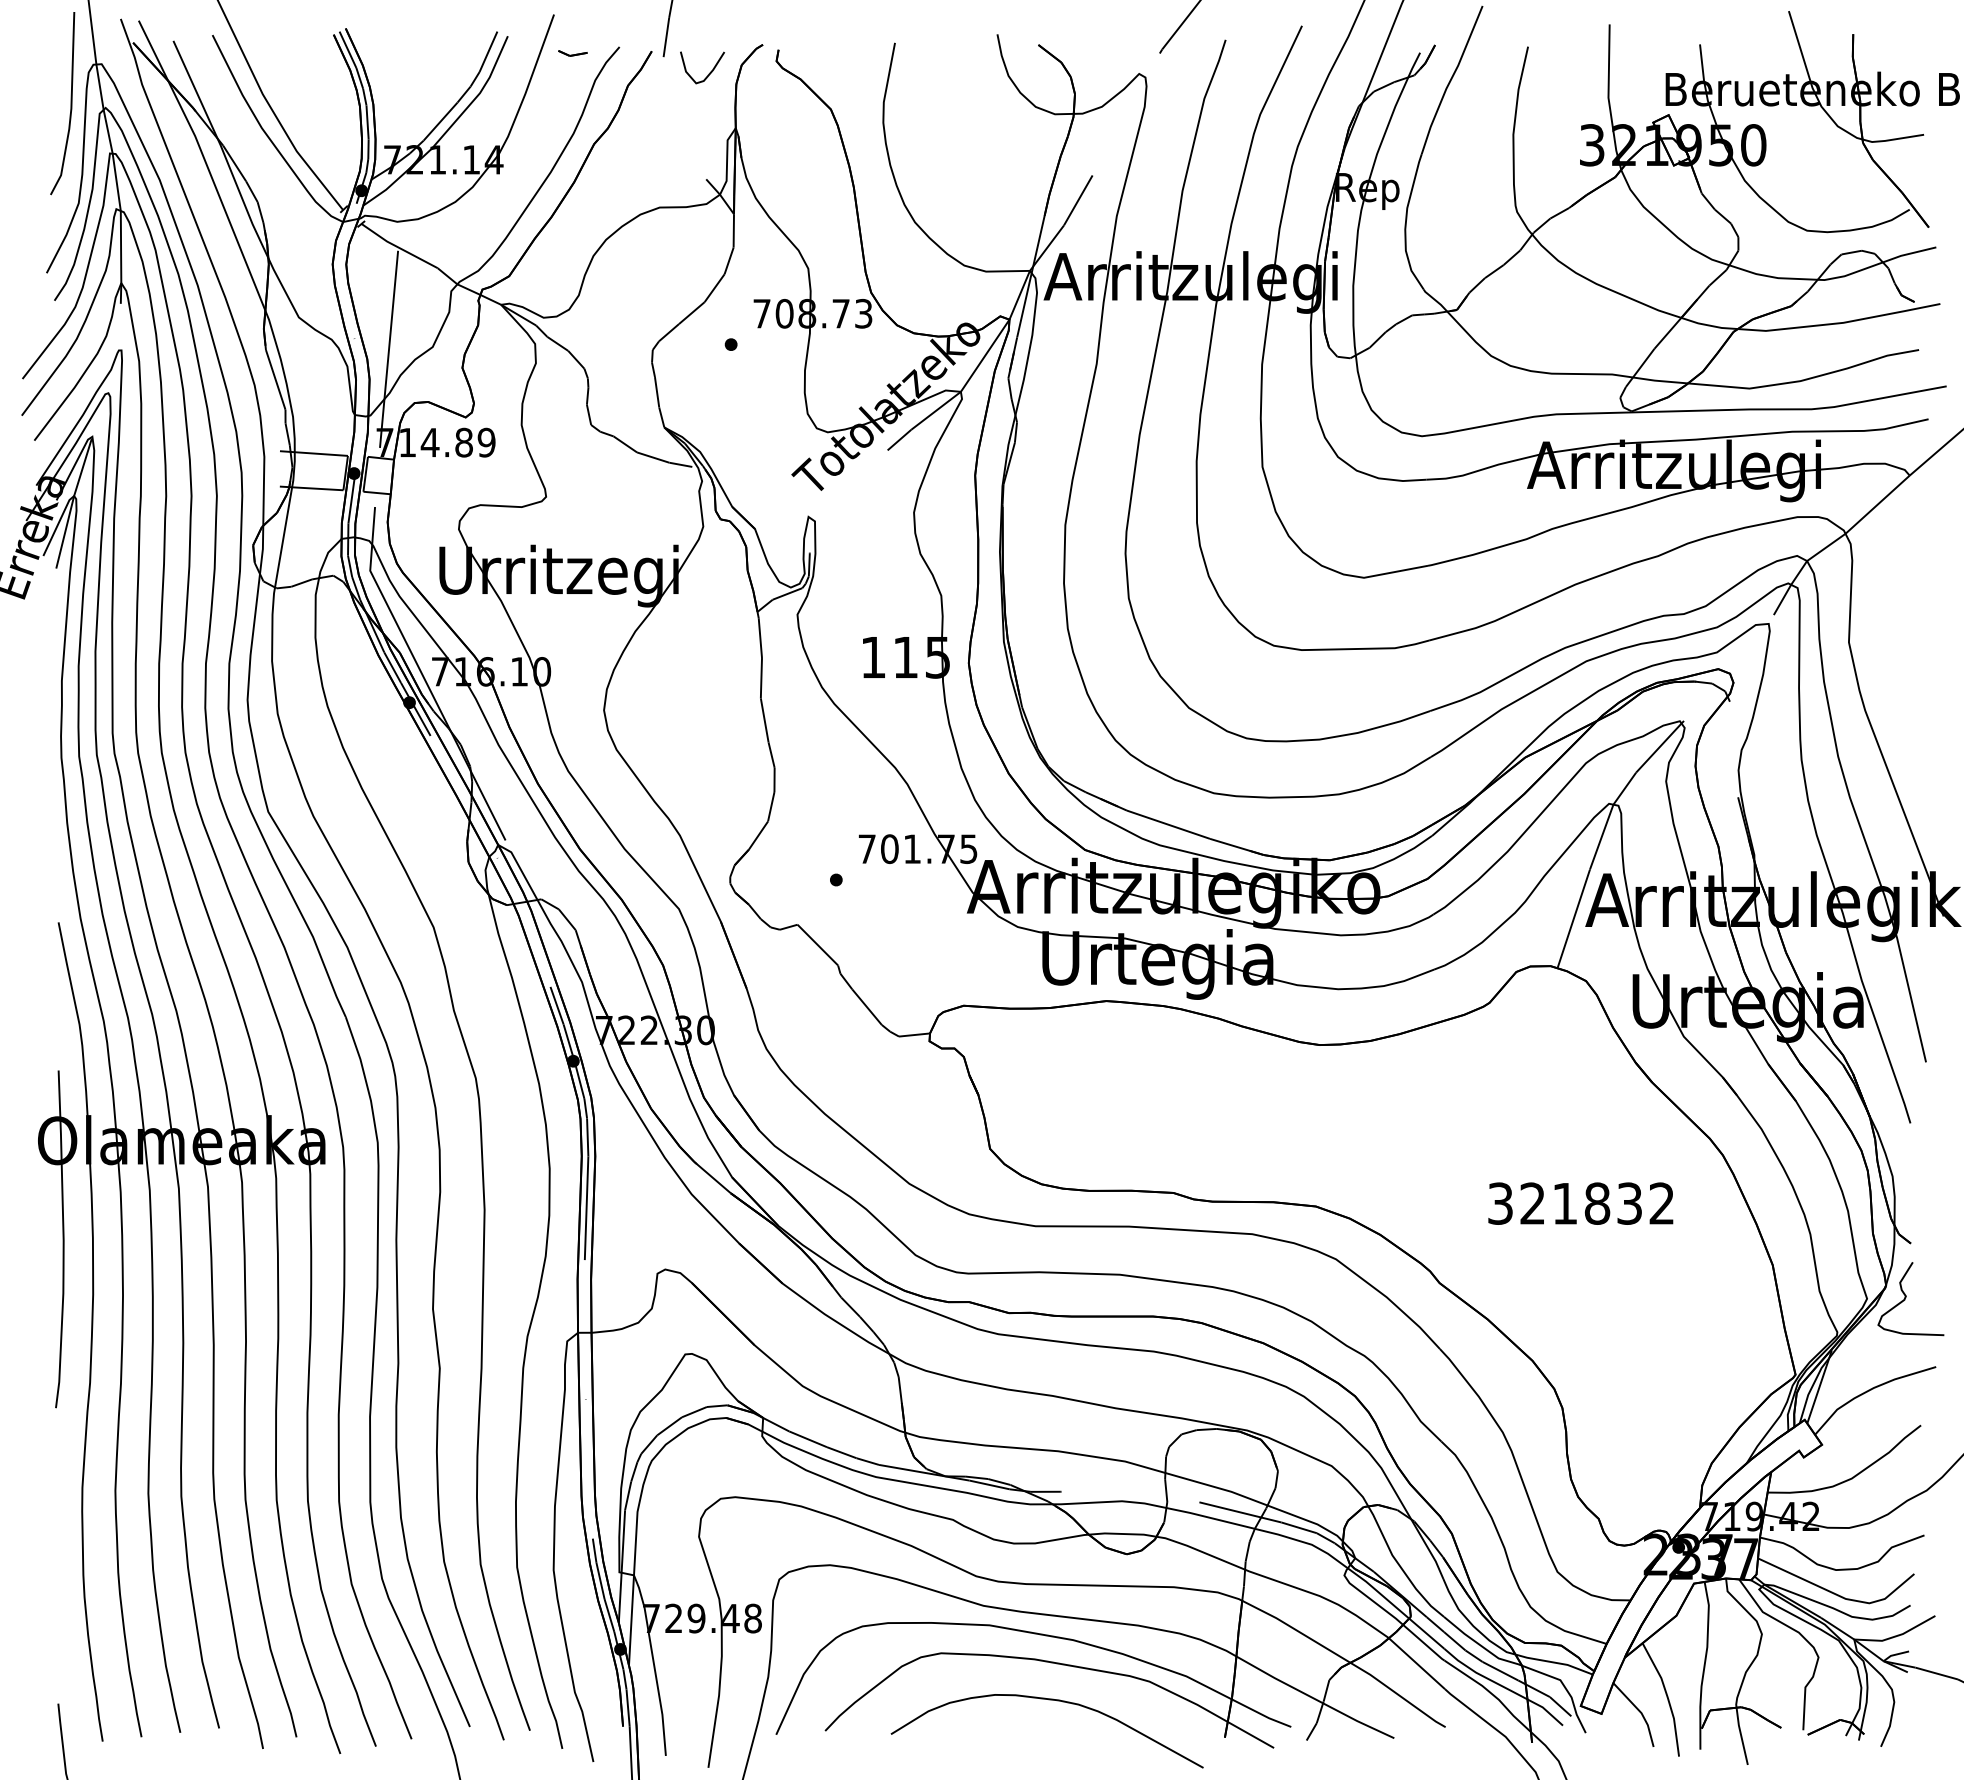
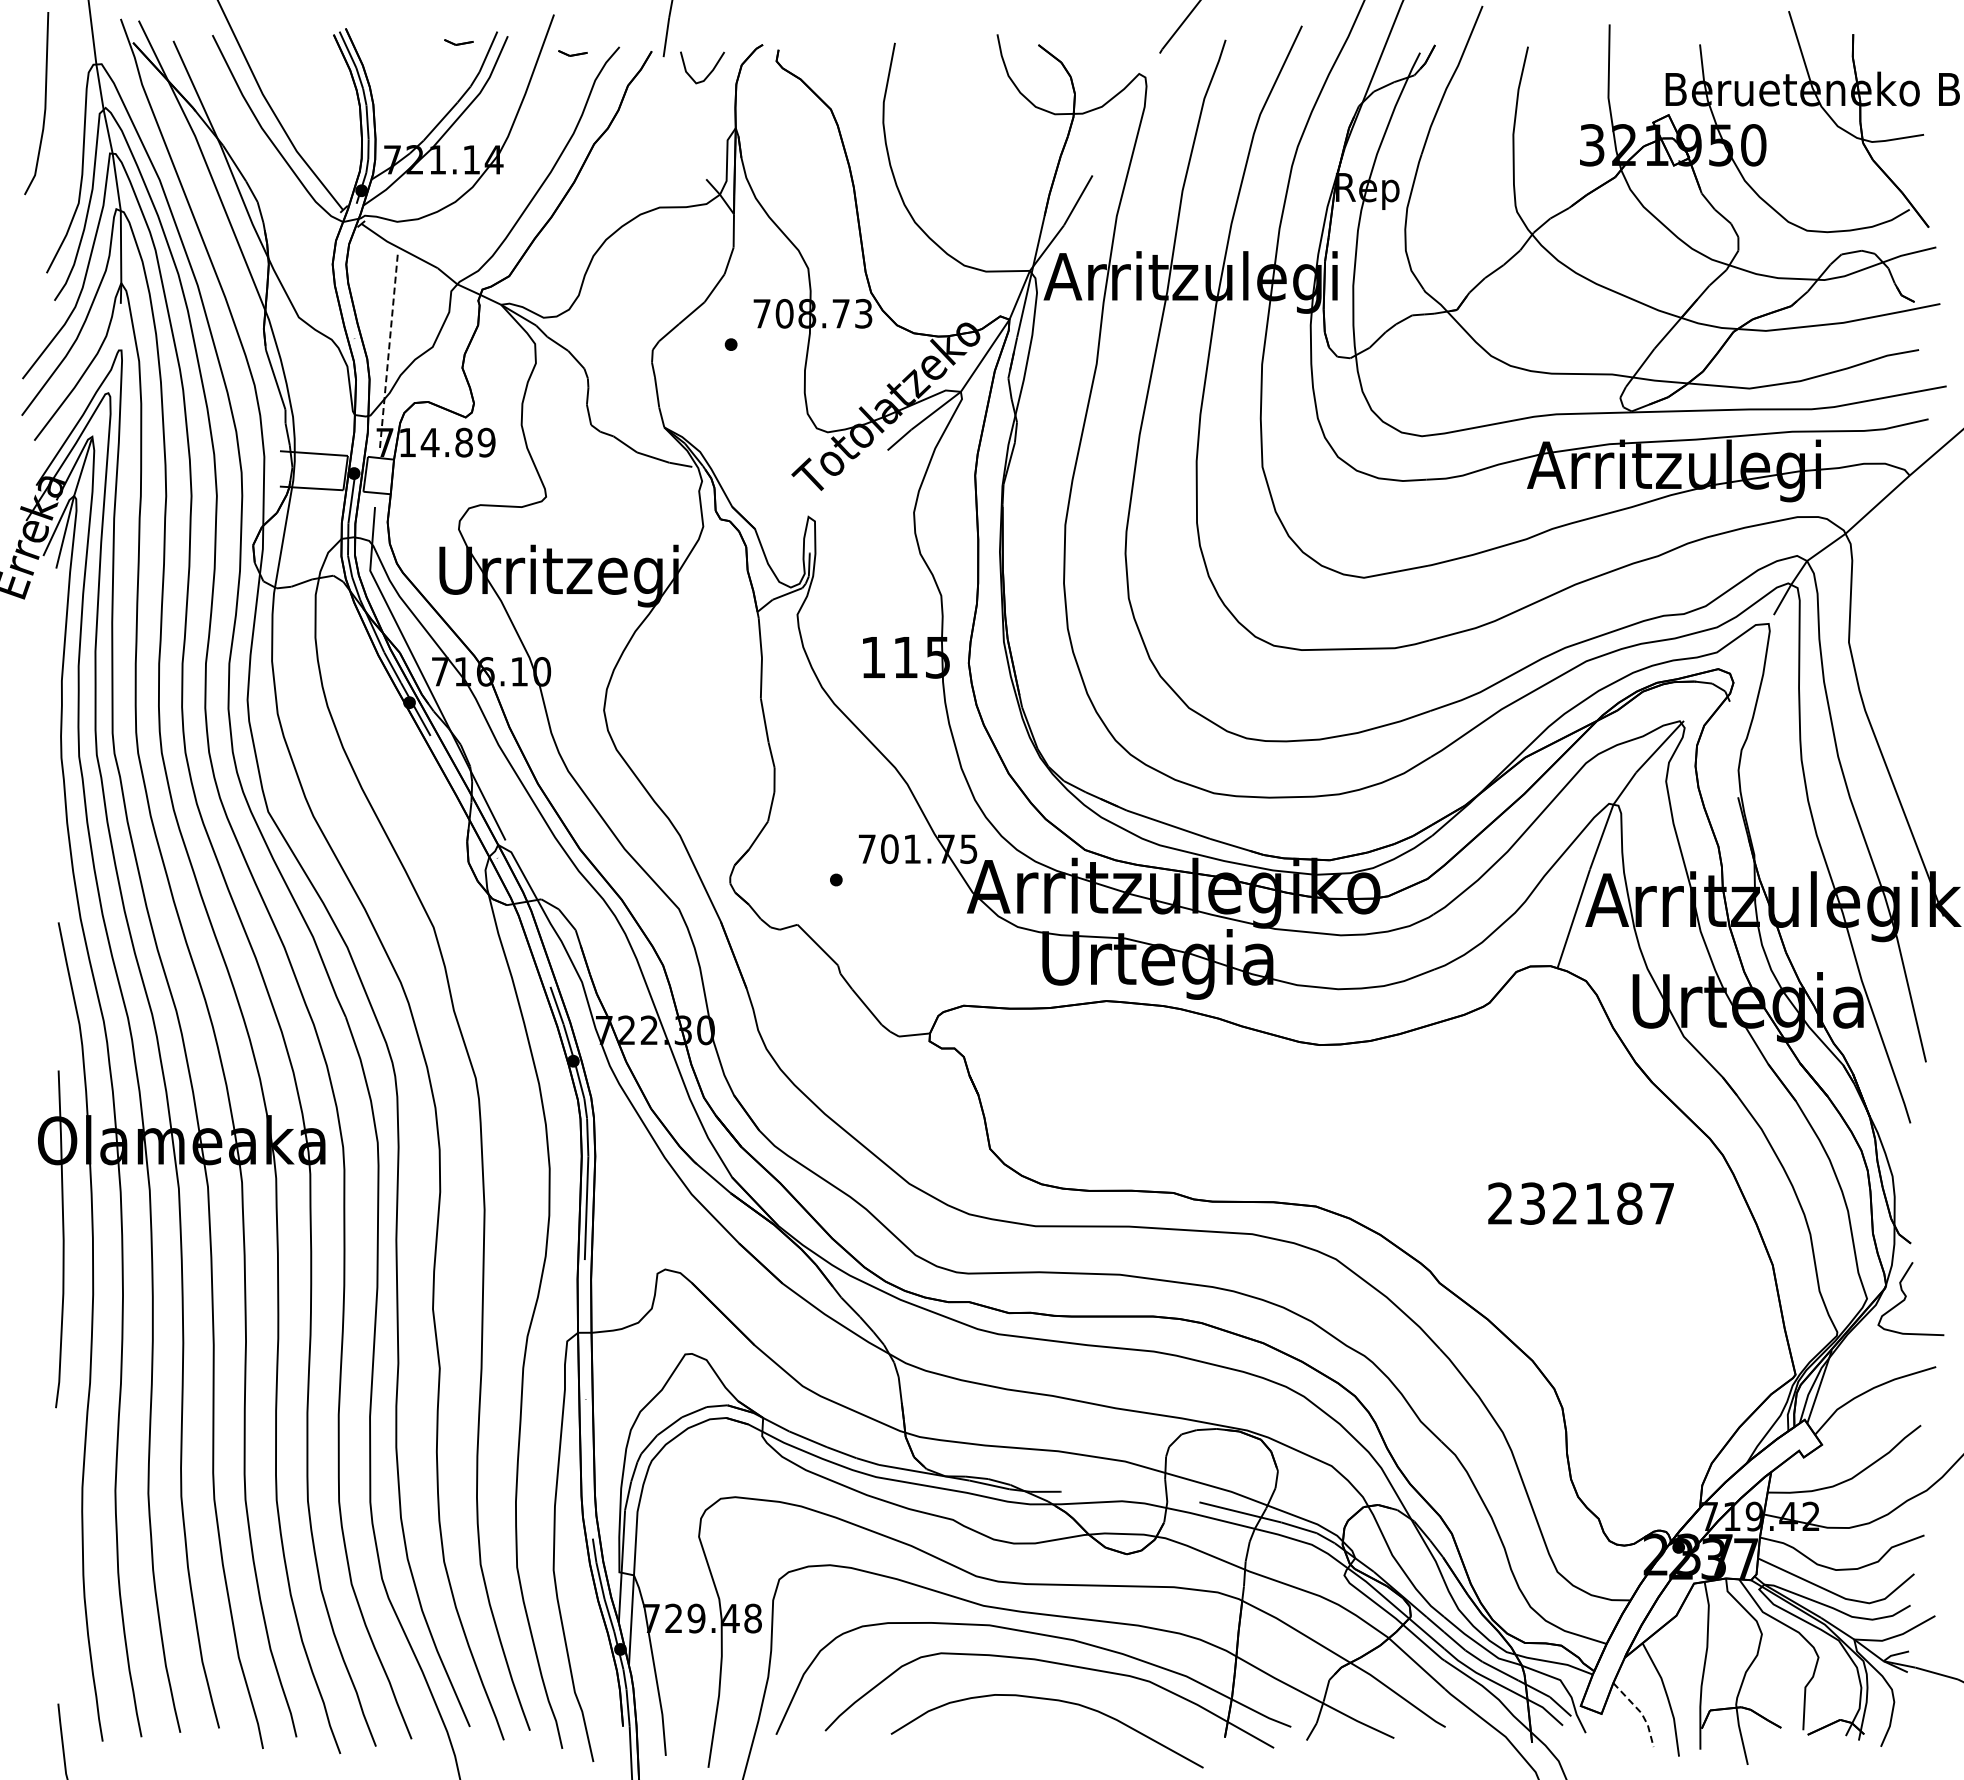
part: none -> present (458, 42)
line position: (70, 103) -> (44, 103) (44, 103)
line: solid -> dashed (389, 349)
text: 321832 -> 232187 (1580, 1203)
line: solid -> dashed (1640, 1712)
